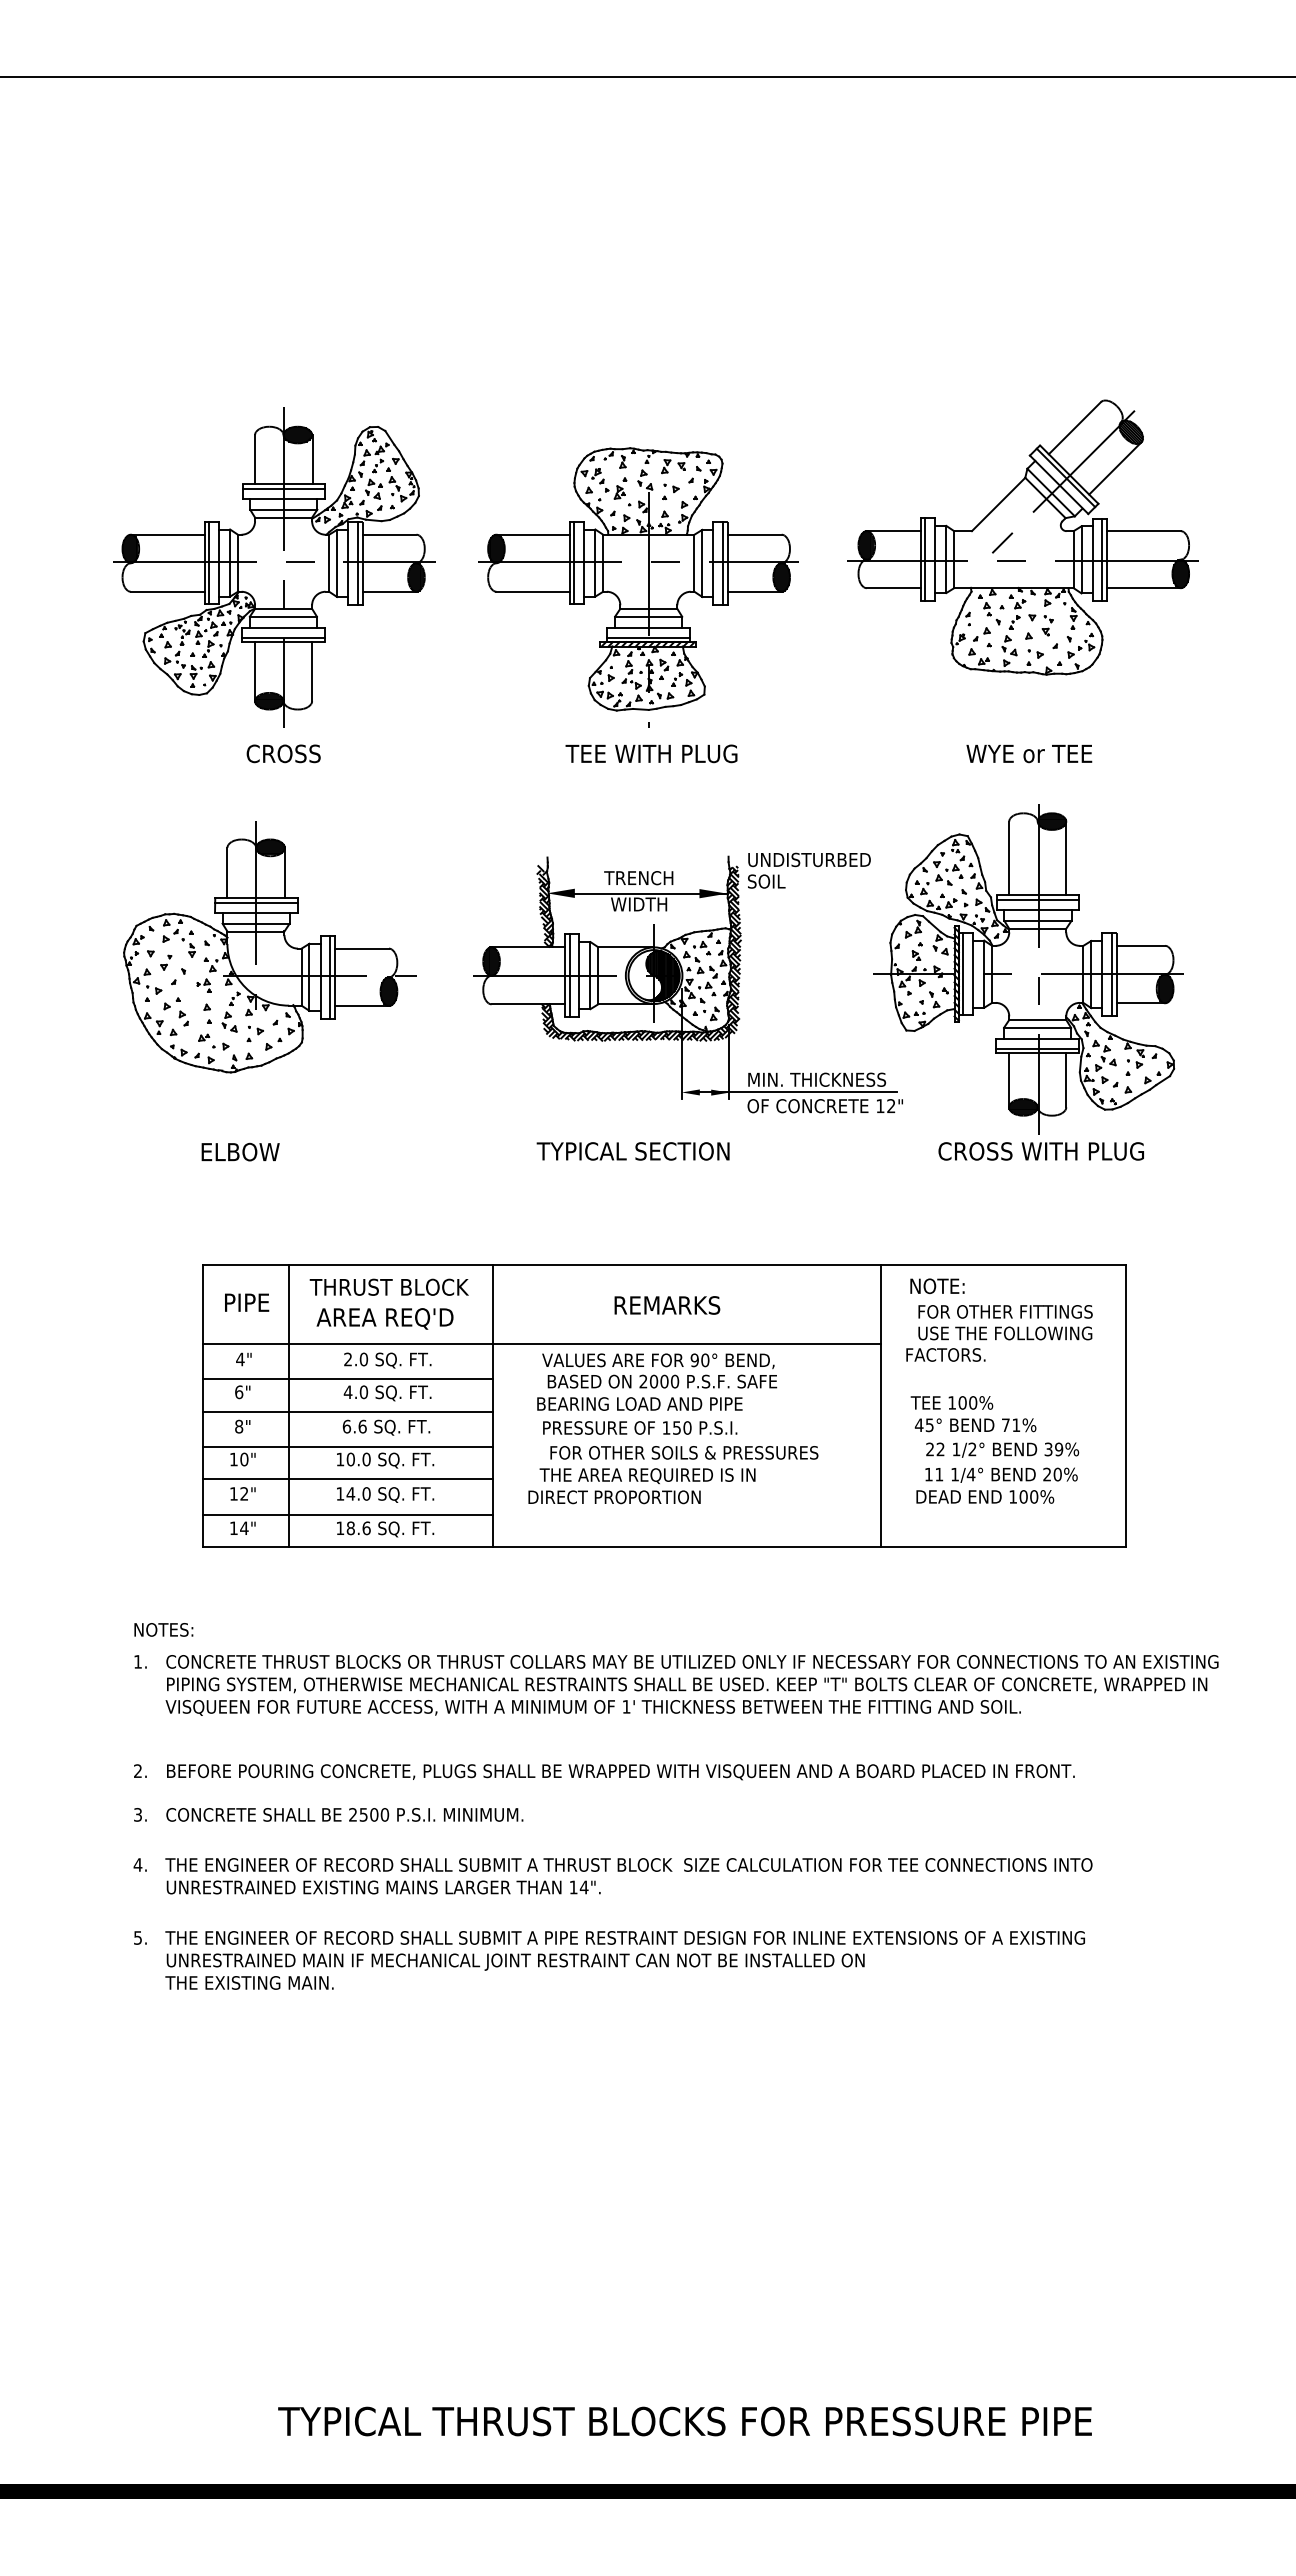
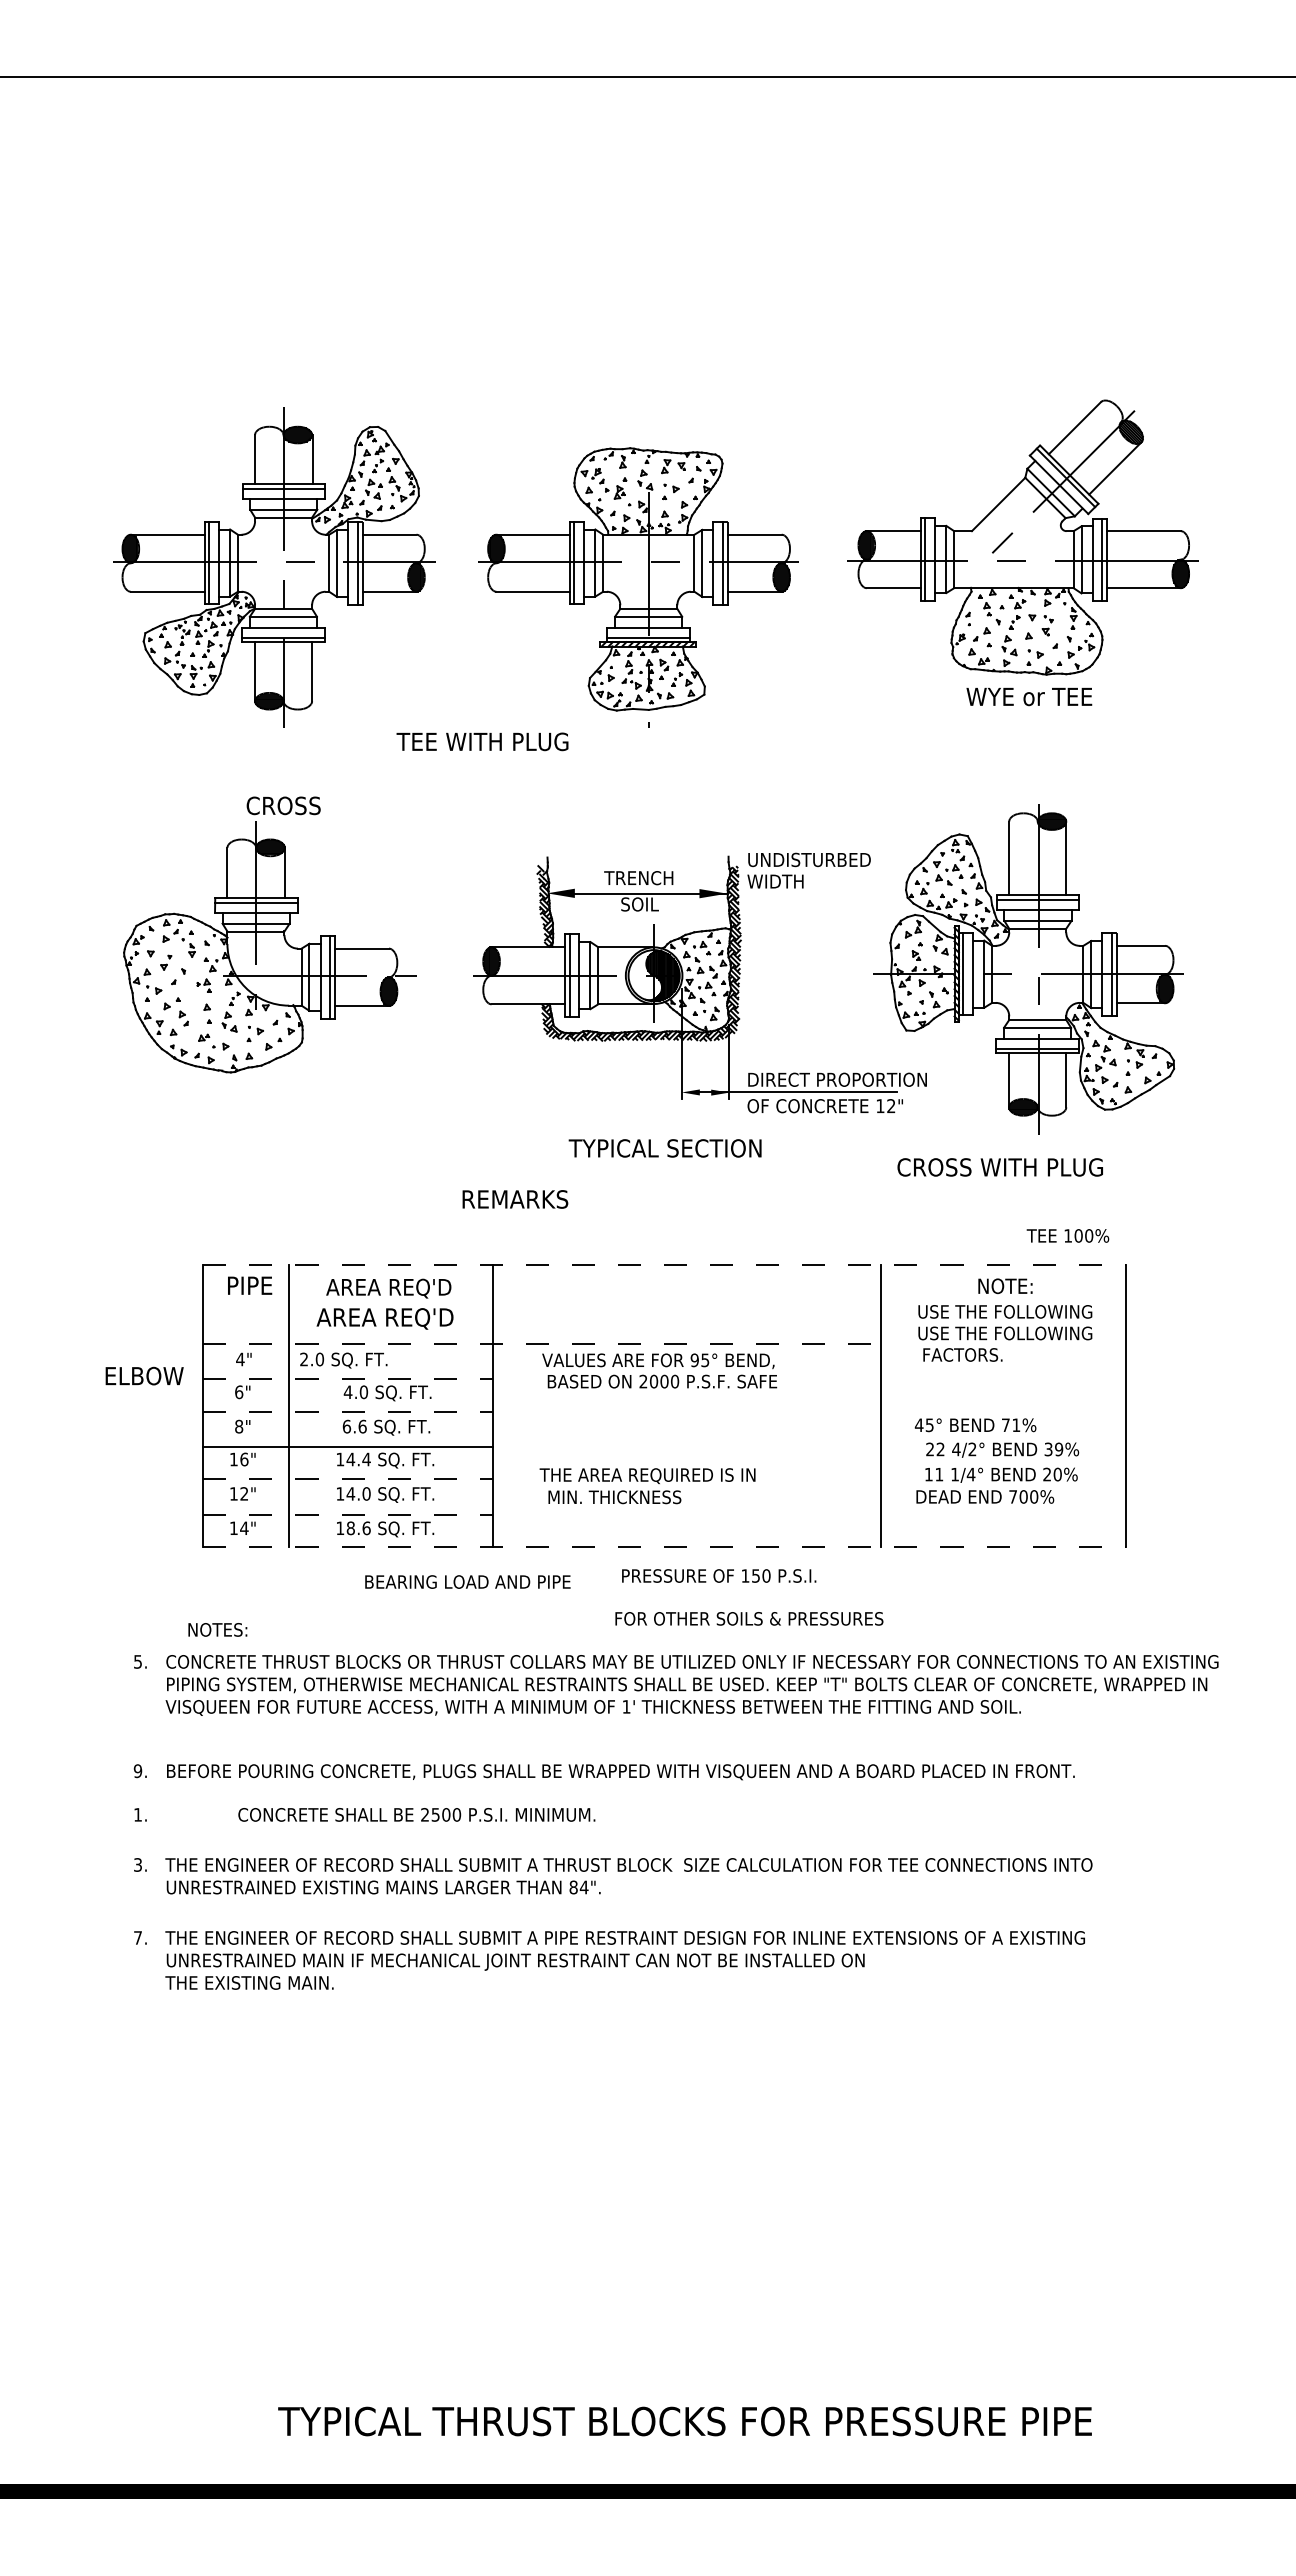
text position: (283, 753) -> (283, 805) (283, 805)
text position: (651, 753) -> (482, 741) (482, 741)
text position: (1029, 753) -> (1029, 696) (1029, 696)
text: SOIL -> WIDTH (775, 881)
text: WIDTH -> SOIL (639, 904)
text: MIN. THICKNESS -> DIRECT PROPORTION (838, 1079)
text position: (240, 1151) -> (144, 1375) (144, 1375)
text position: (632, 1151) -> (664, 1148) (664, 1148)
text position: (1040, 1151) -> (999, 1167) (999, 1167)
line: solid -> dashed (665, 1265)
text position: (937, 1286) -> (1005, 1286) (1005, 1286)
text: THRUST BLOCK -> AREA REQ'D (388, 1288)
text position: (247, 1302) -> (250, 1285) (250, 1285)
text position: (667, 1305) -> (515, 1199) (515, 1199)
text: FOR OTHER FITTINGS -> USE THE FOLLOWING (1005, 1311)
line: solid -> dashed (542, 1343)
text position: (945, 1354) -> (962, 1354) (962, 1354)
text position: (387, 1360) -> (343, 1360) (343, 1360)
text: 90° -> 95° (705, 1360)
line: solid -> dashed (348, 1379)
text position: (951, 1402) -> (1067, 1235) (1067, 1235)
text position: (639, 1403) -> (467, 1581) (467, 1581)
line: solid -> dashed (348, 1412)
text position: (640, 1427) -> (719, 1575) (719, 1575)
text: 1/2° -> 4/2° (956, 1449)
text position: (684, 1452) -> (749, 1618) (749, 1618)
text: 10" -> 16" (244, 1458)
text: 10.0 -> 14.4 (358, 1459)
line: solid -> dashed (348, 1479)
text: 100% -> 700% (1012, 1496)
text: DIRECT PROPORTION -> MIN. THICKNESS (614, 1497)
line: solid -> dashed (348, 1514)
line: solid -> dashed (665, 1546)
text position: (163, 1629) -> (217, 1629) (217, 1629)
text: 1. -> 5. (137, 1661)
text: 2. -> 9. (137, 1771)
text: 3. -> 1. (137, 1814)
text position: (344, 1814) -> (416, 1814) (416, 1814)
text: 4. -> 3. (137, 1864)
text: 14". -> 84". (573, 1887)
text: 5. -> 7. (137, 1937)
